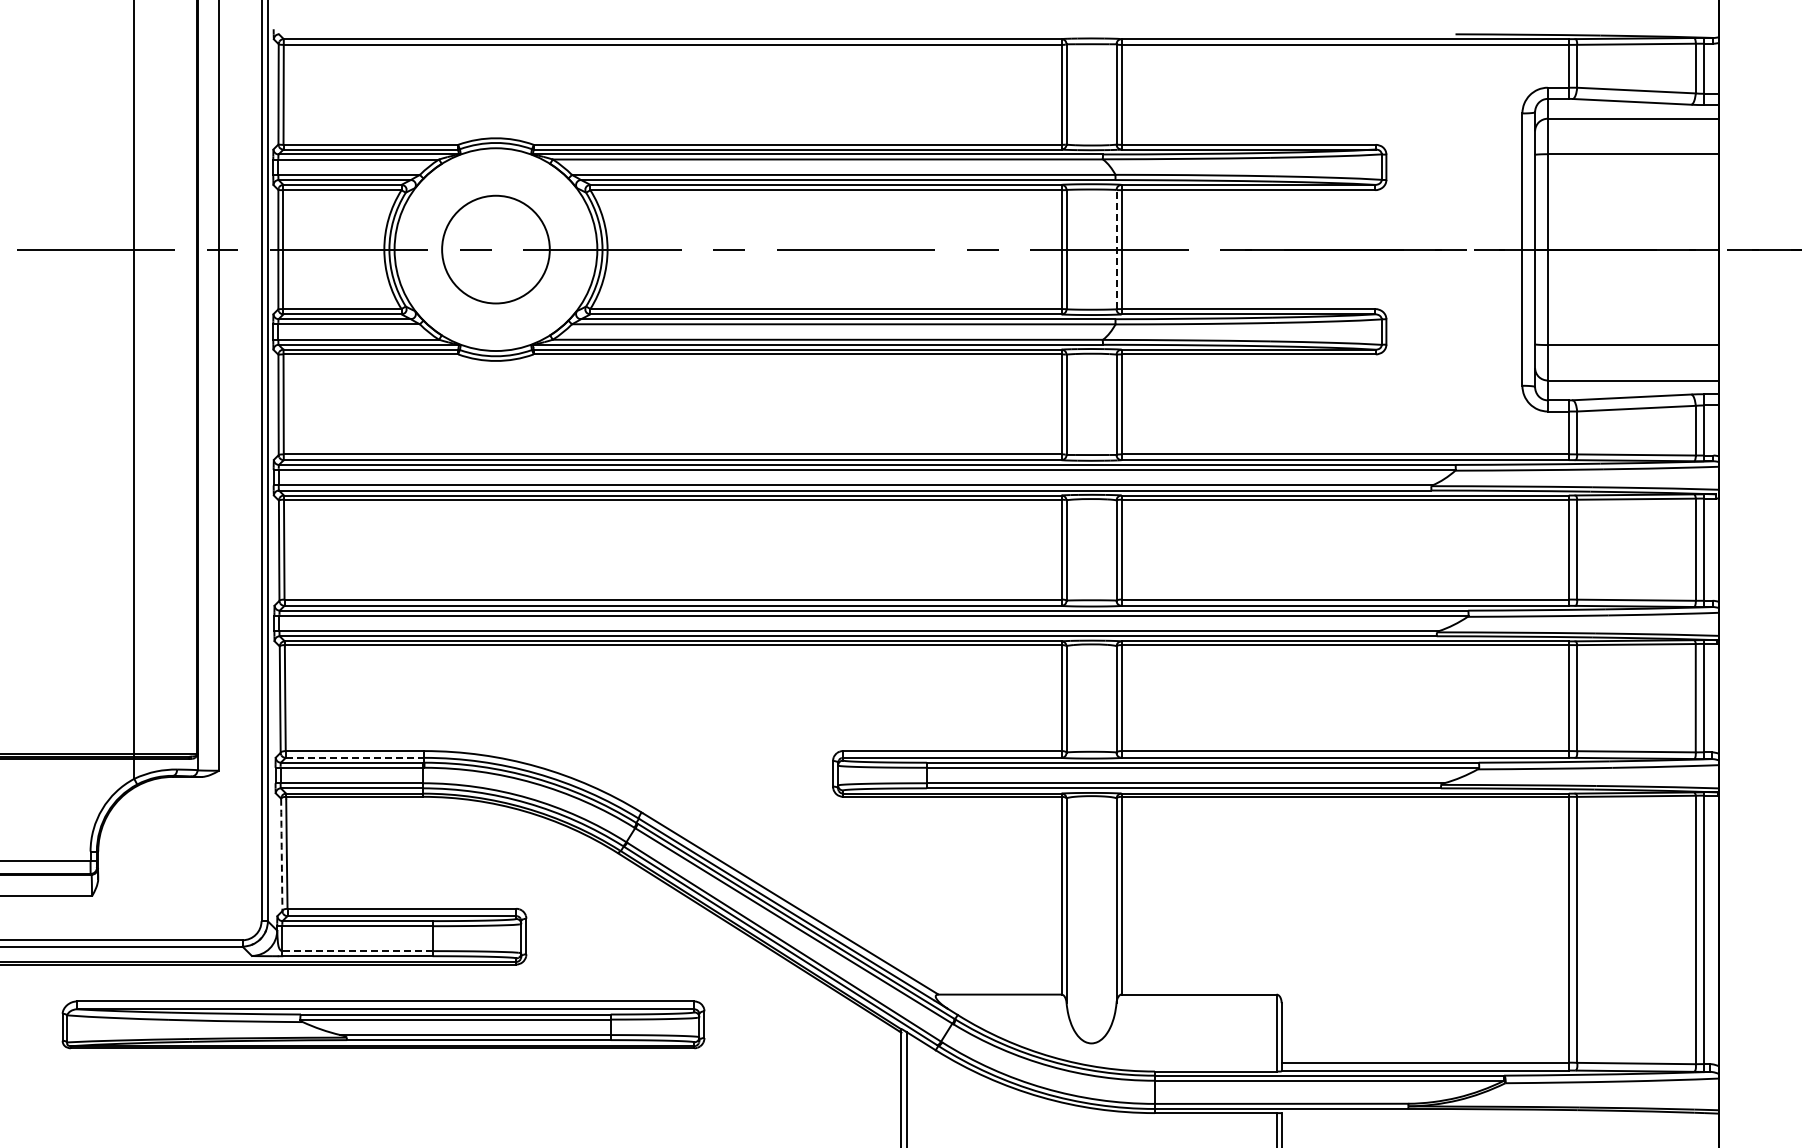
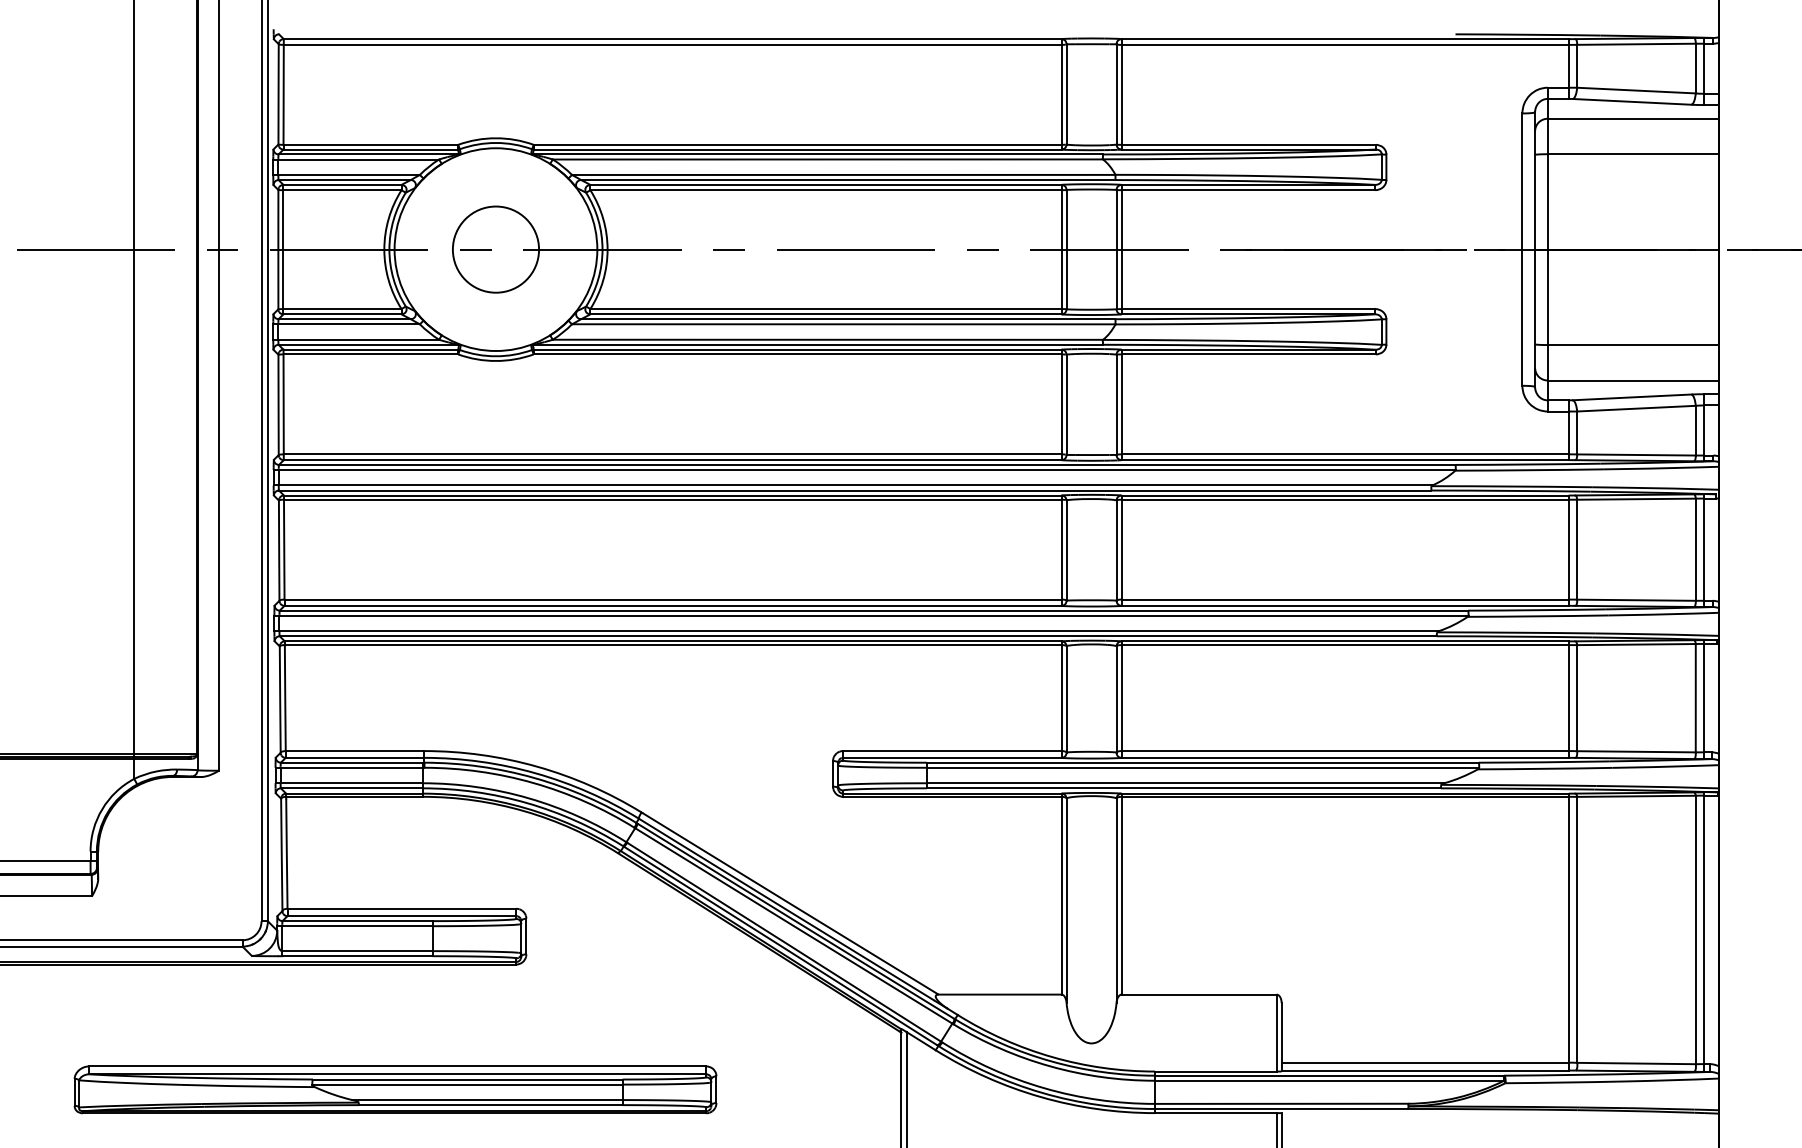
circle diameter: 108 px -> 86 px (495, 249)
line: dashed -> solid (1116, 249)
line: dashed -> solid (355, 757)
arc: dashed -> solid (281, 854)
line: dashed -> solid (356, 951)
part position: (383, 1024) -> (395, 1089) (395, 1089)
